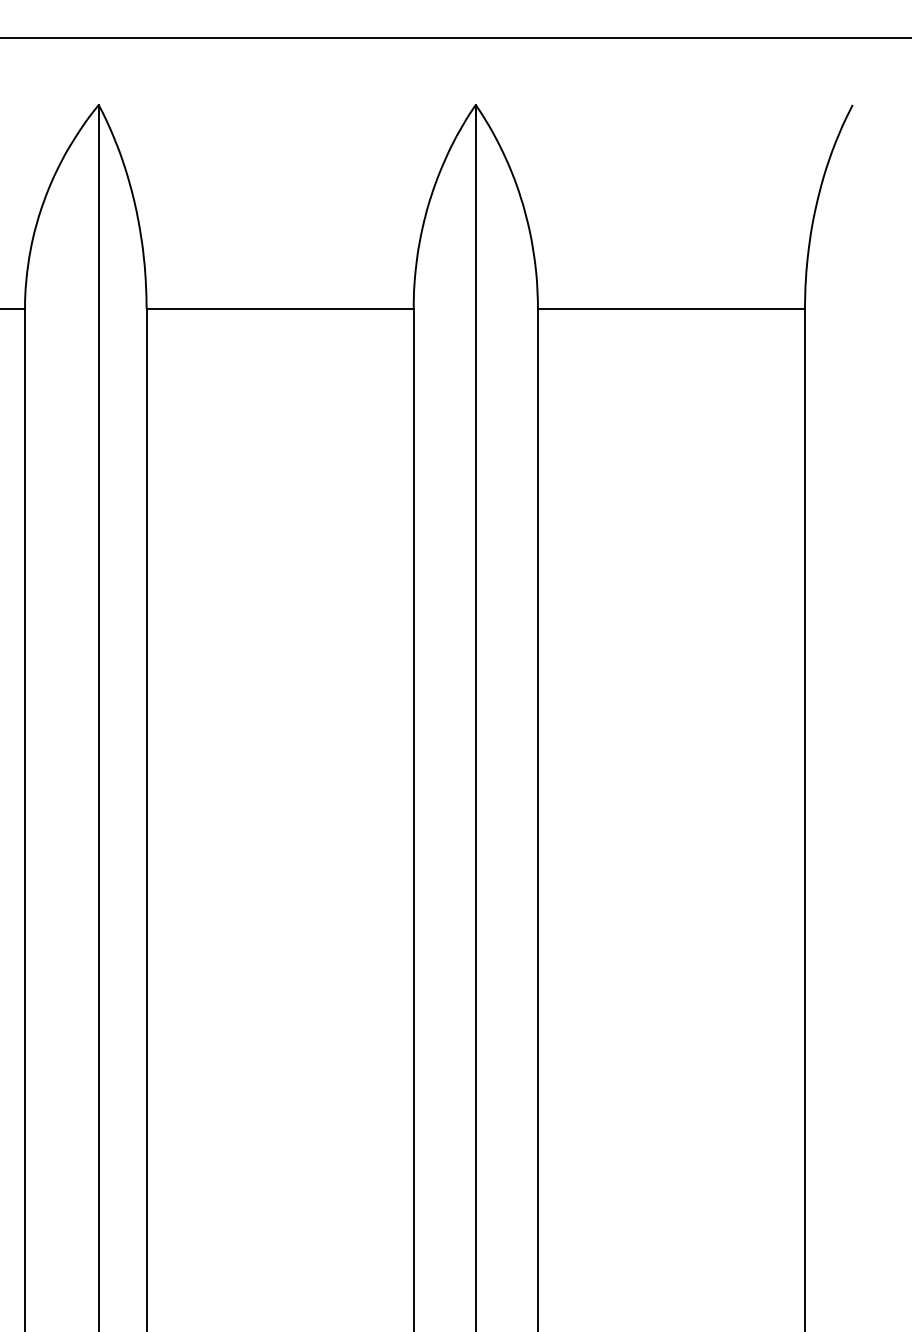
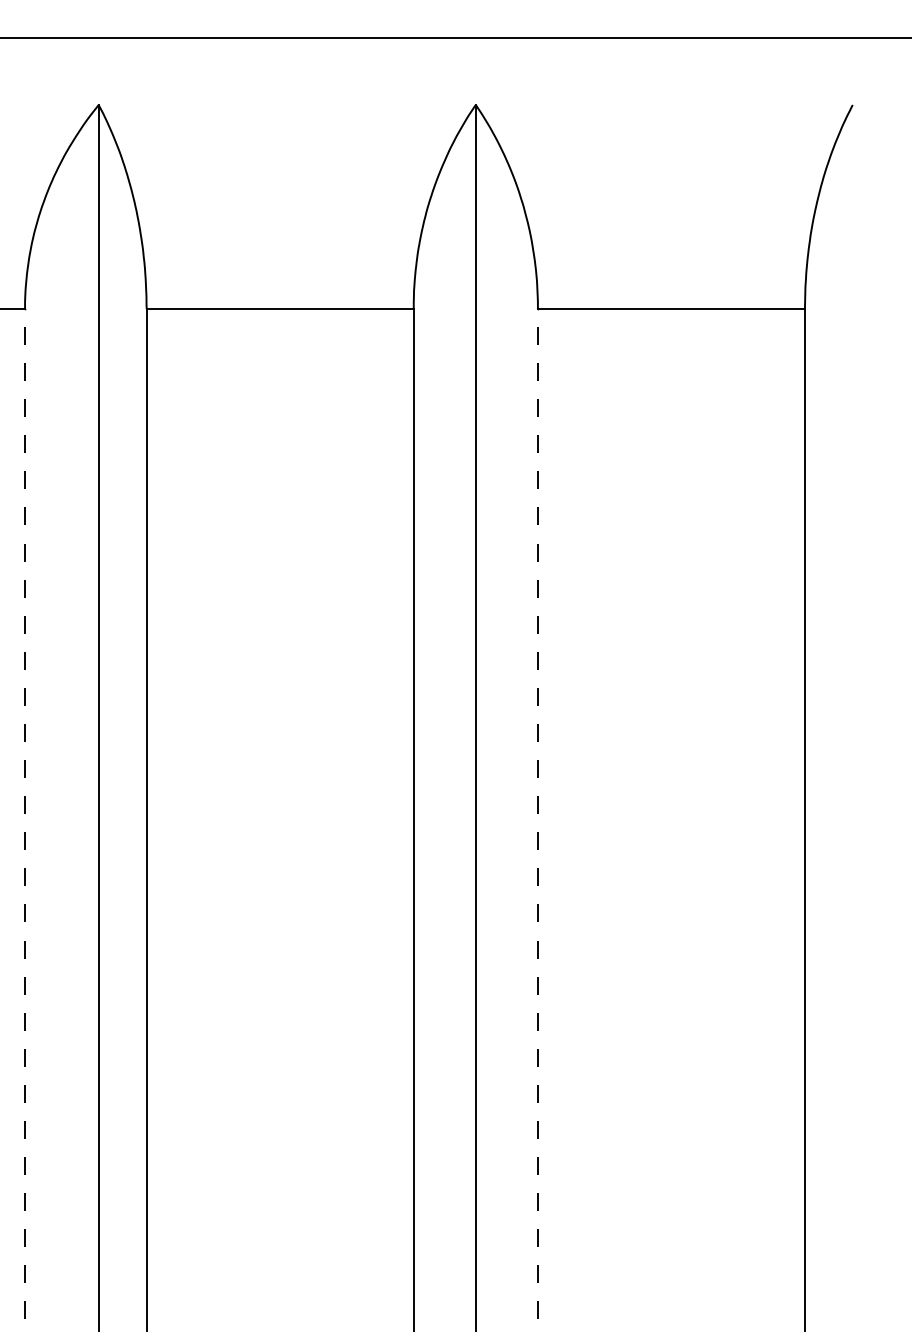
line: solid -> dashed (25, 819)
line: solid -> dashed (537, 819)
